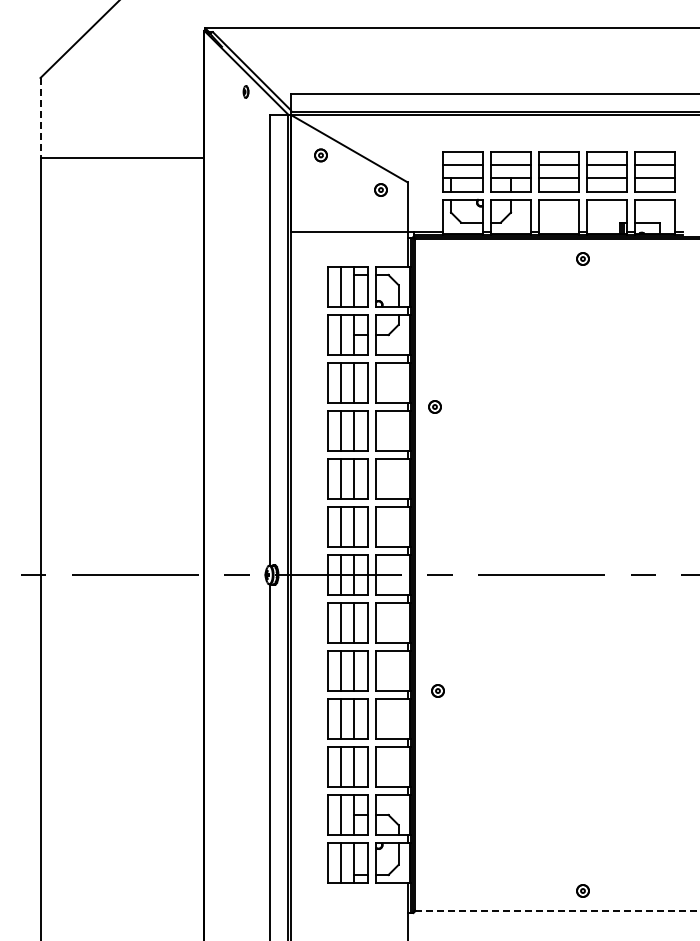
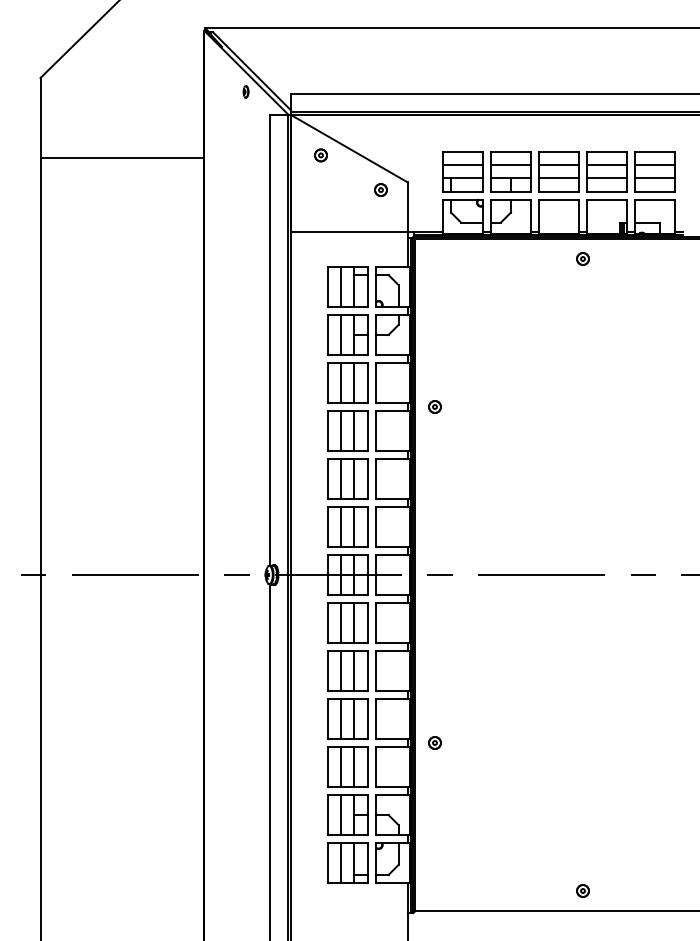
line: dashed -> solid (40, 118)
part position: (437, 690) -> (434, 742) (434, 742)
line: dashed -> solid (557, 911)
